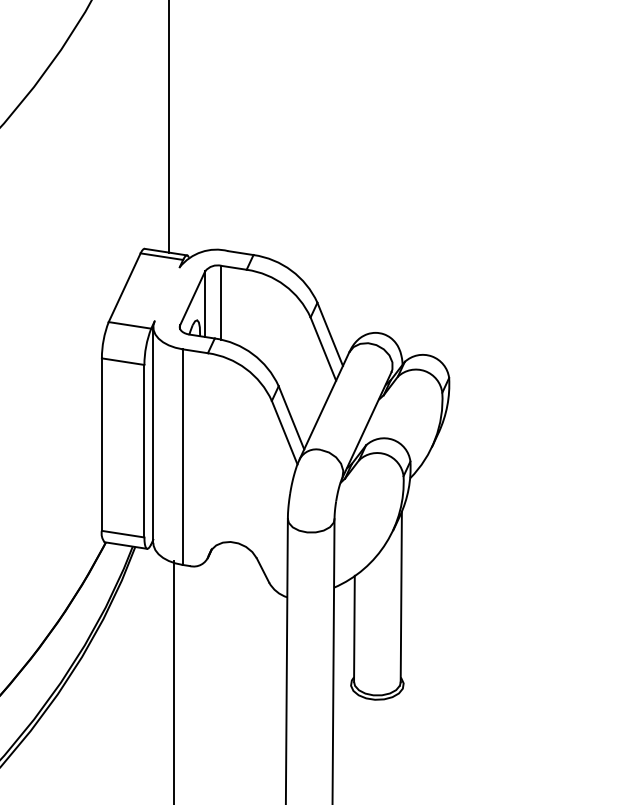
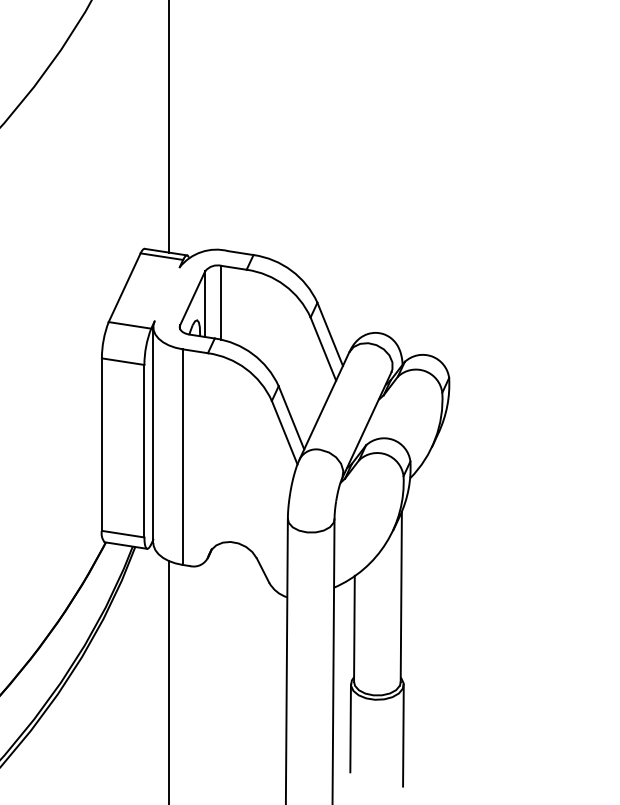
line position: (173, 680) -> (168, 680) (168, 680)
line: none -> present (350, 728)
line: none -> present (403, 735)
